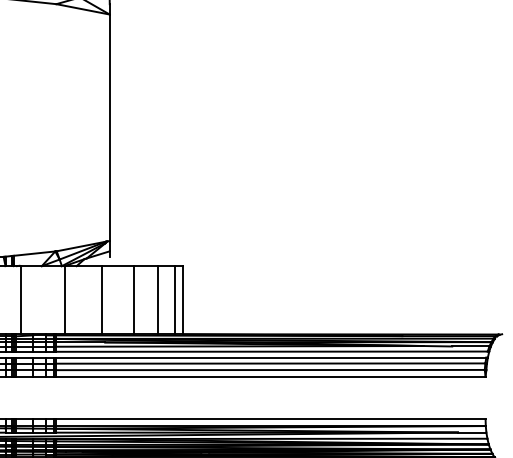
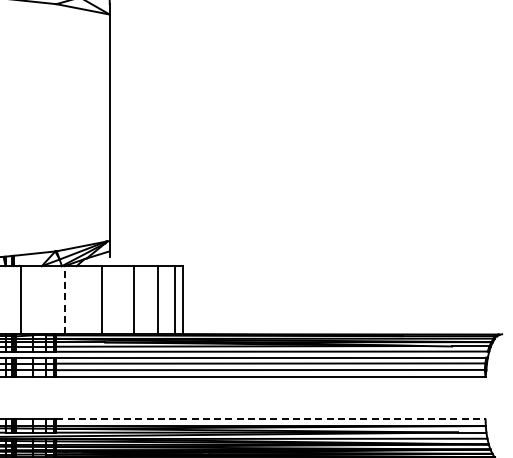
line: solid -> dashed (64, 299)
line: solid -> dashed (271, 419)
